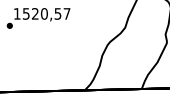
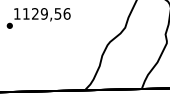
text: 1520,57 -> 1129,56 (46, 13)
